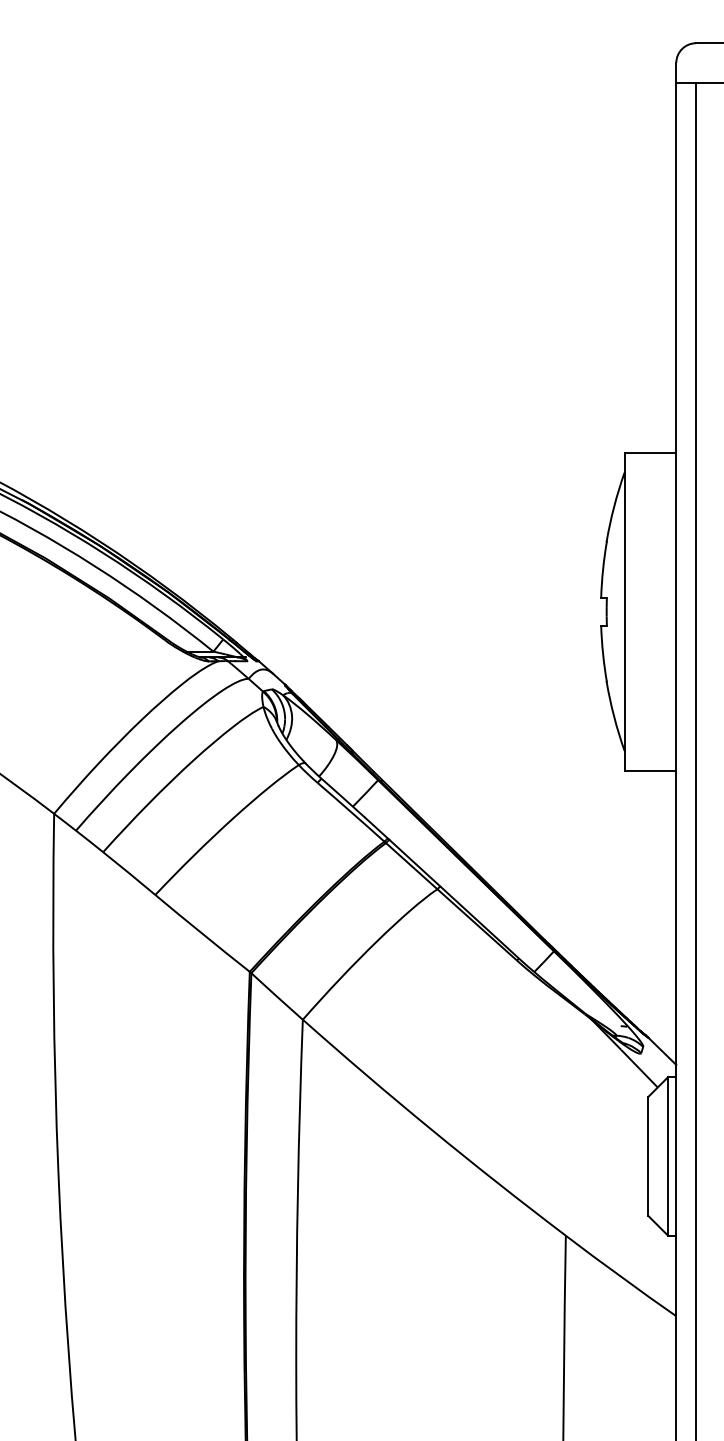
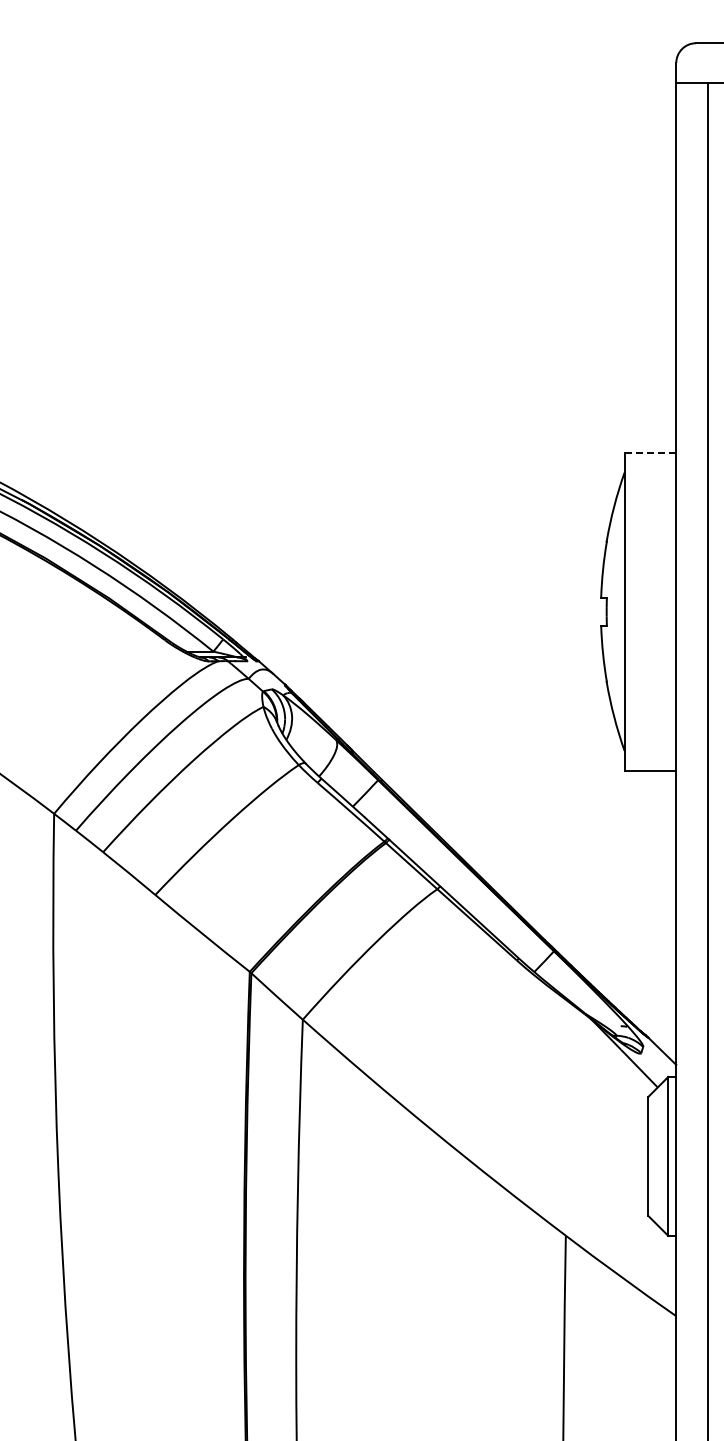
line: solid -> dashed (650, 452)
line position: (696, 759) -> (708, 759) (708, 759)
